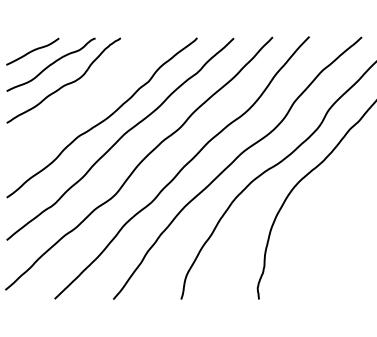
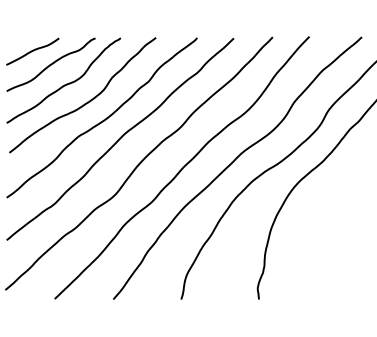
curve: none -> present (87, 101)
